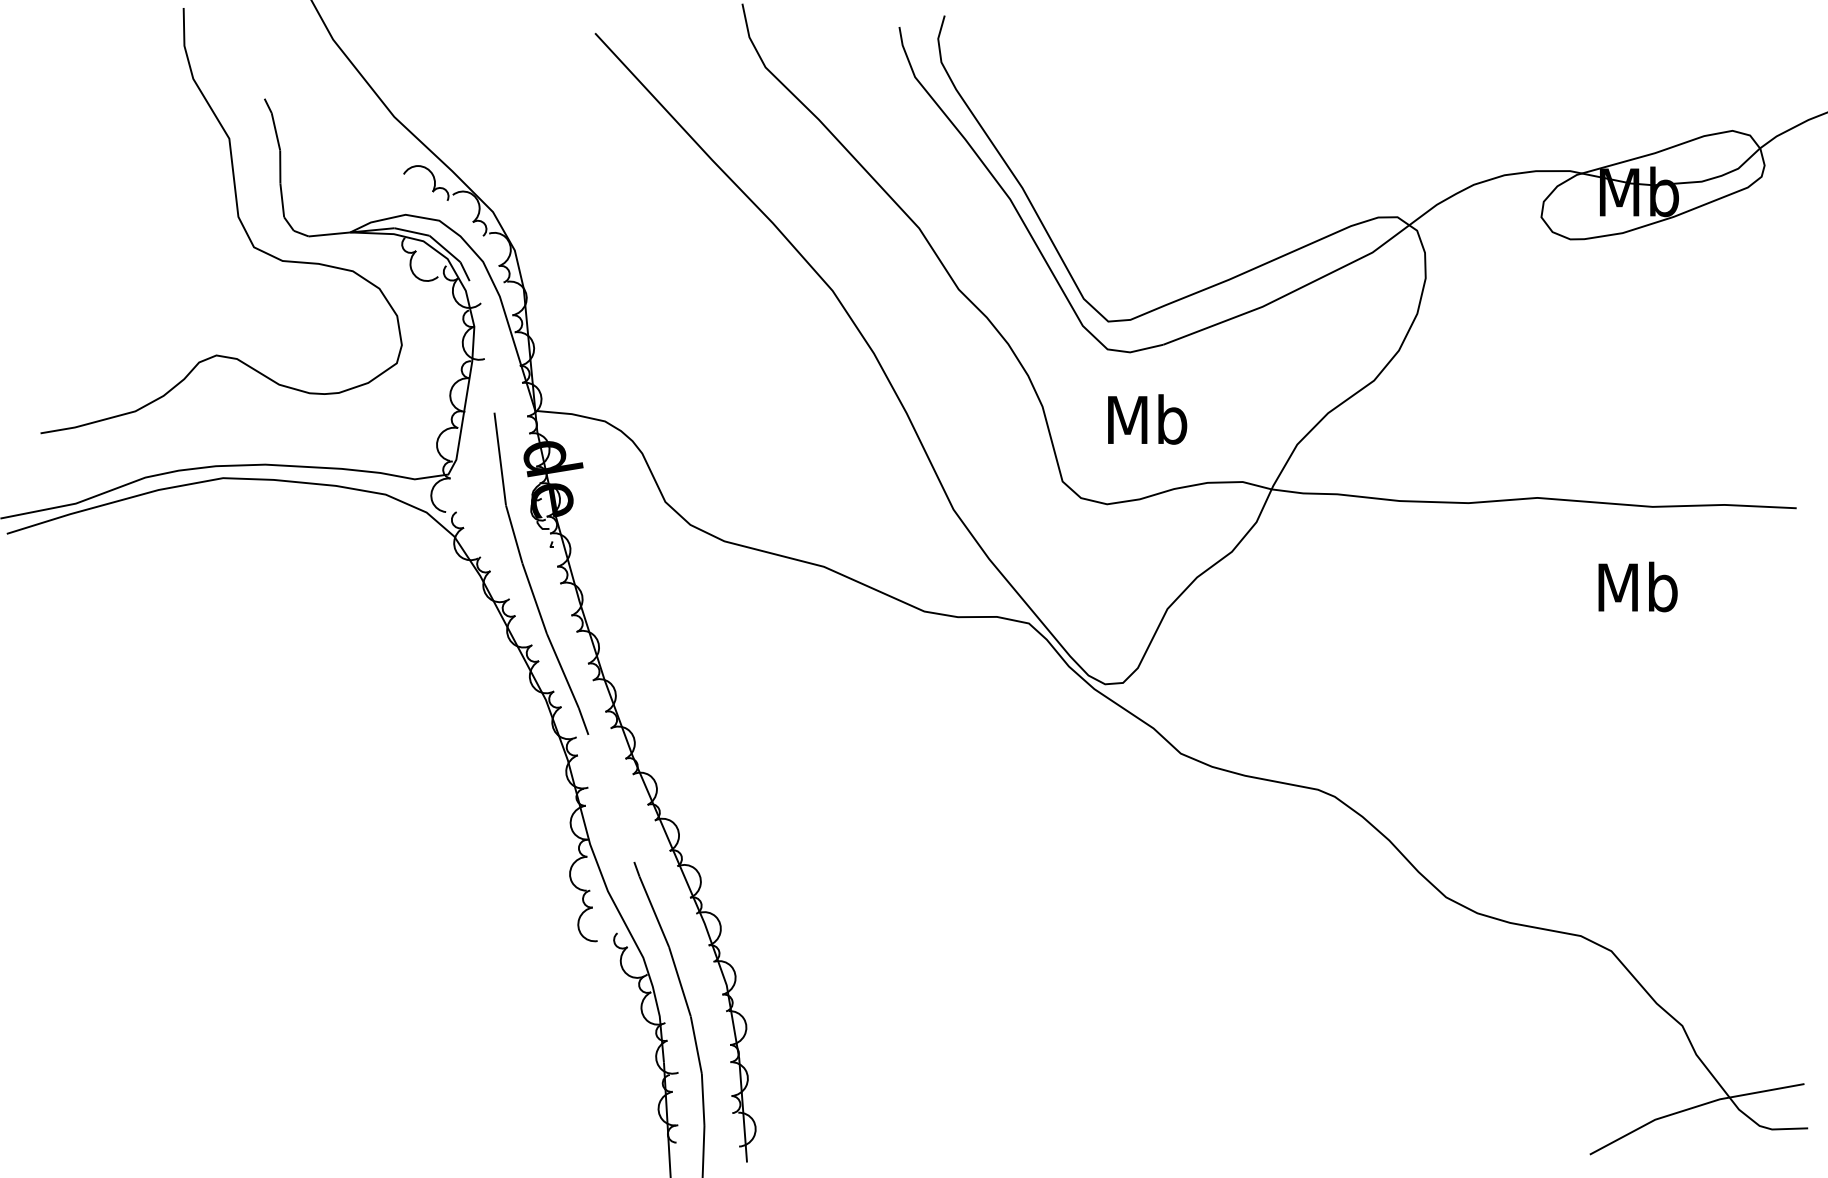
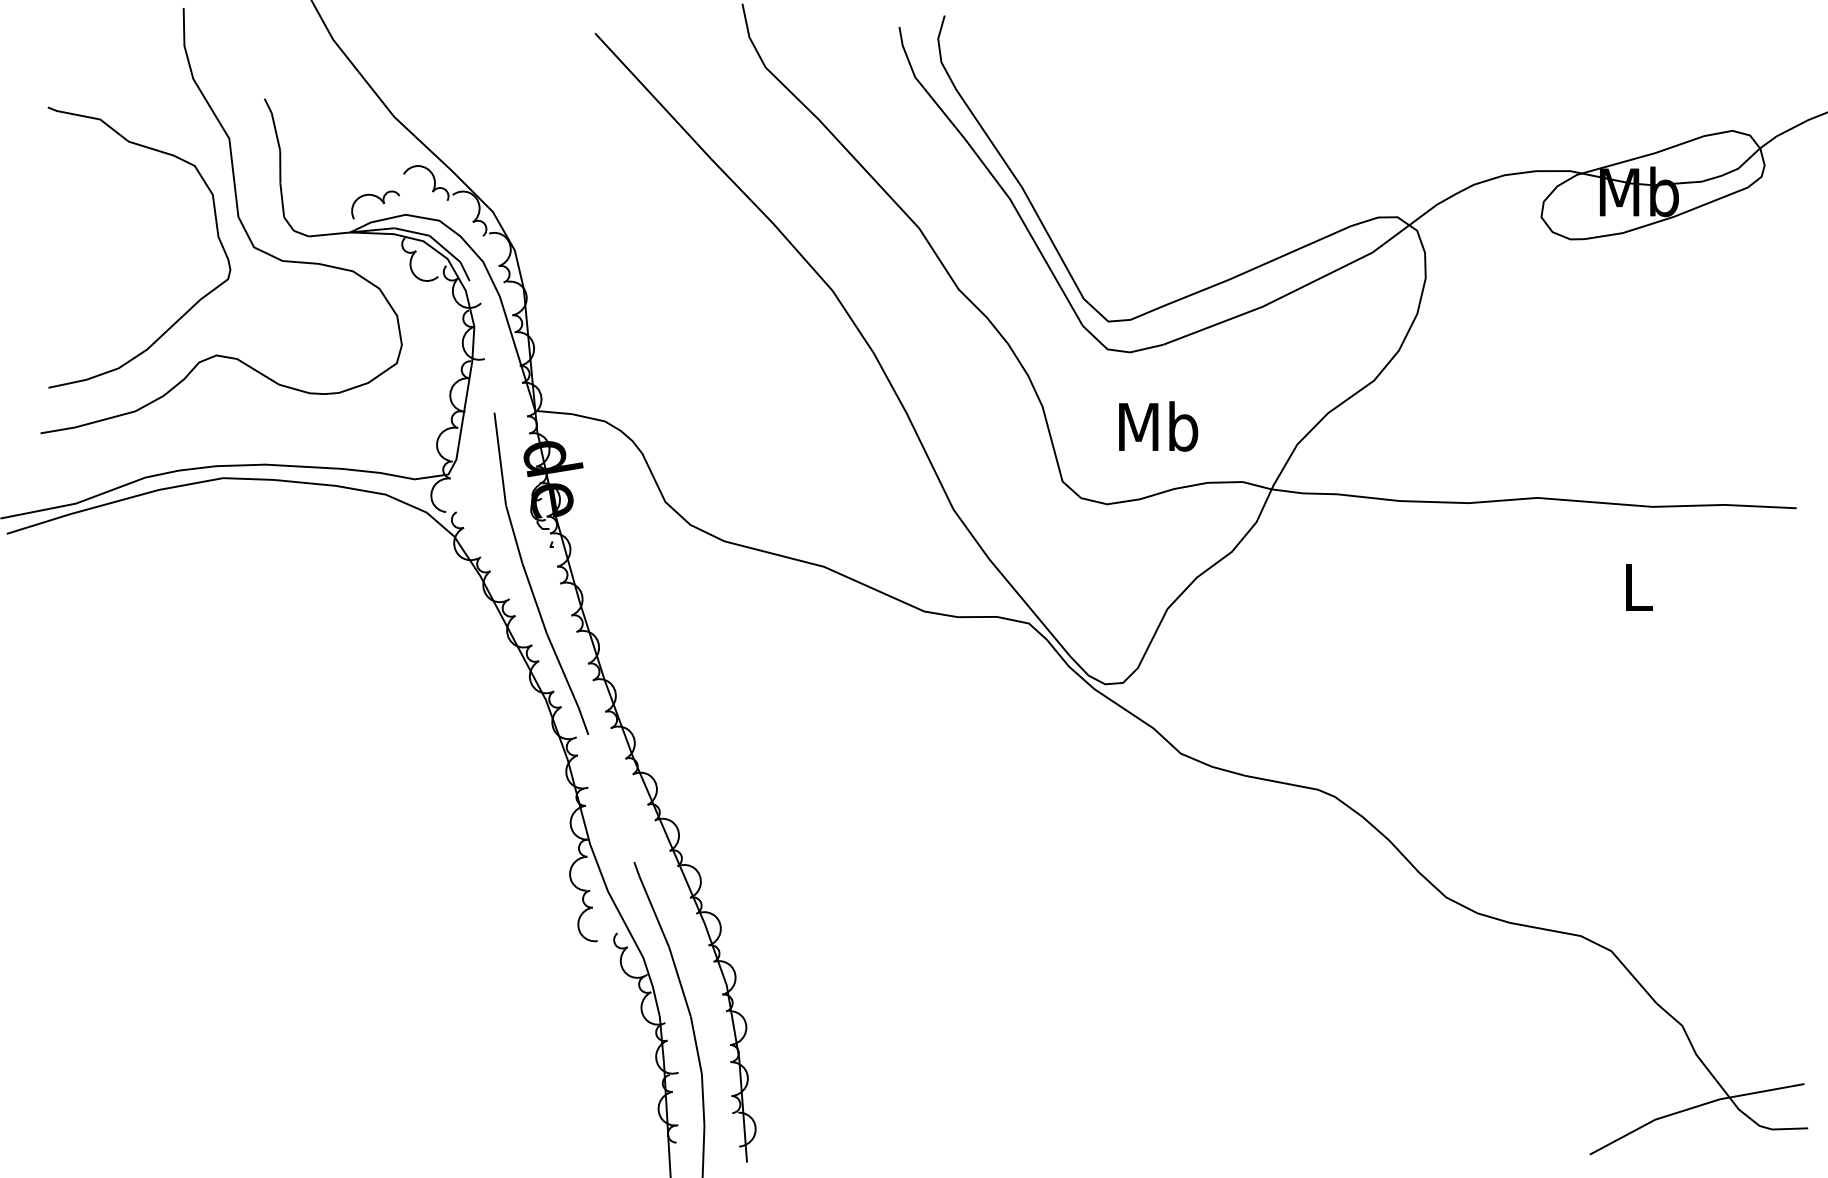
part: none -> present (377, 198)
curve: none -> present (194, 303)
text position: (1147, 419) -> (1158, 426) (1158, 426)
text: Mb -> L (1637, 586)
